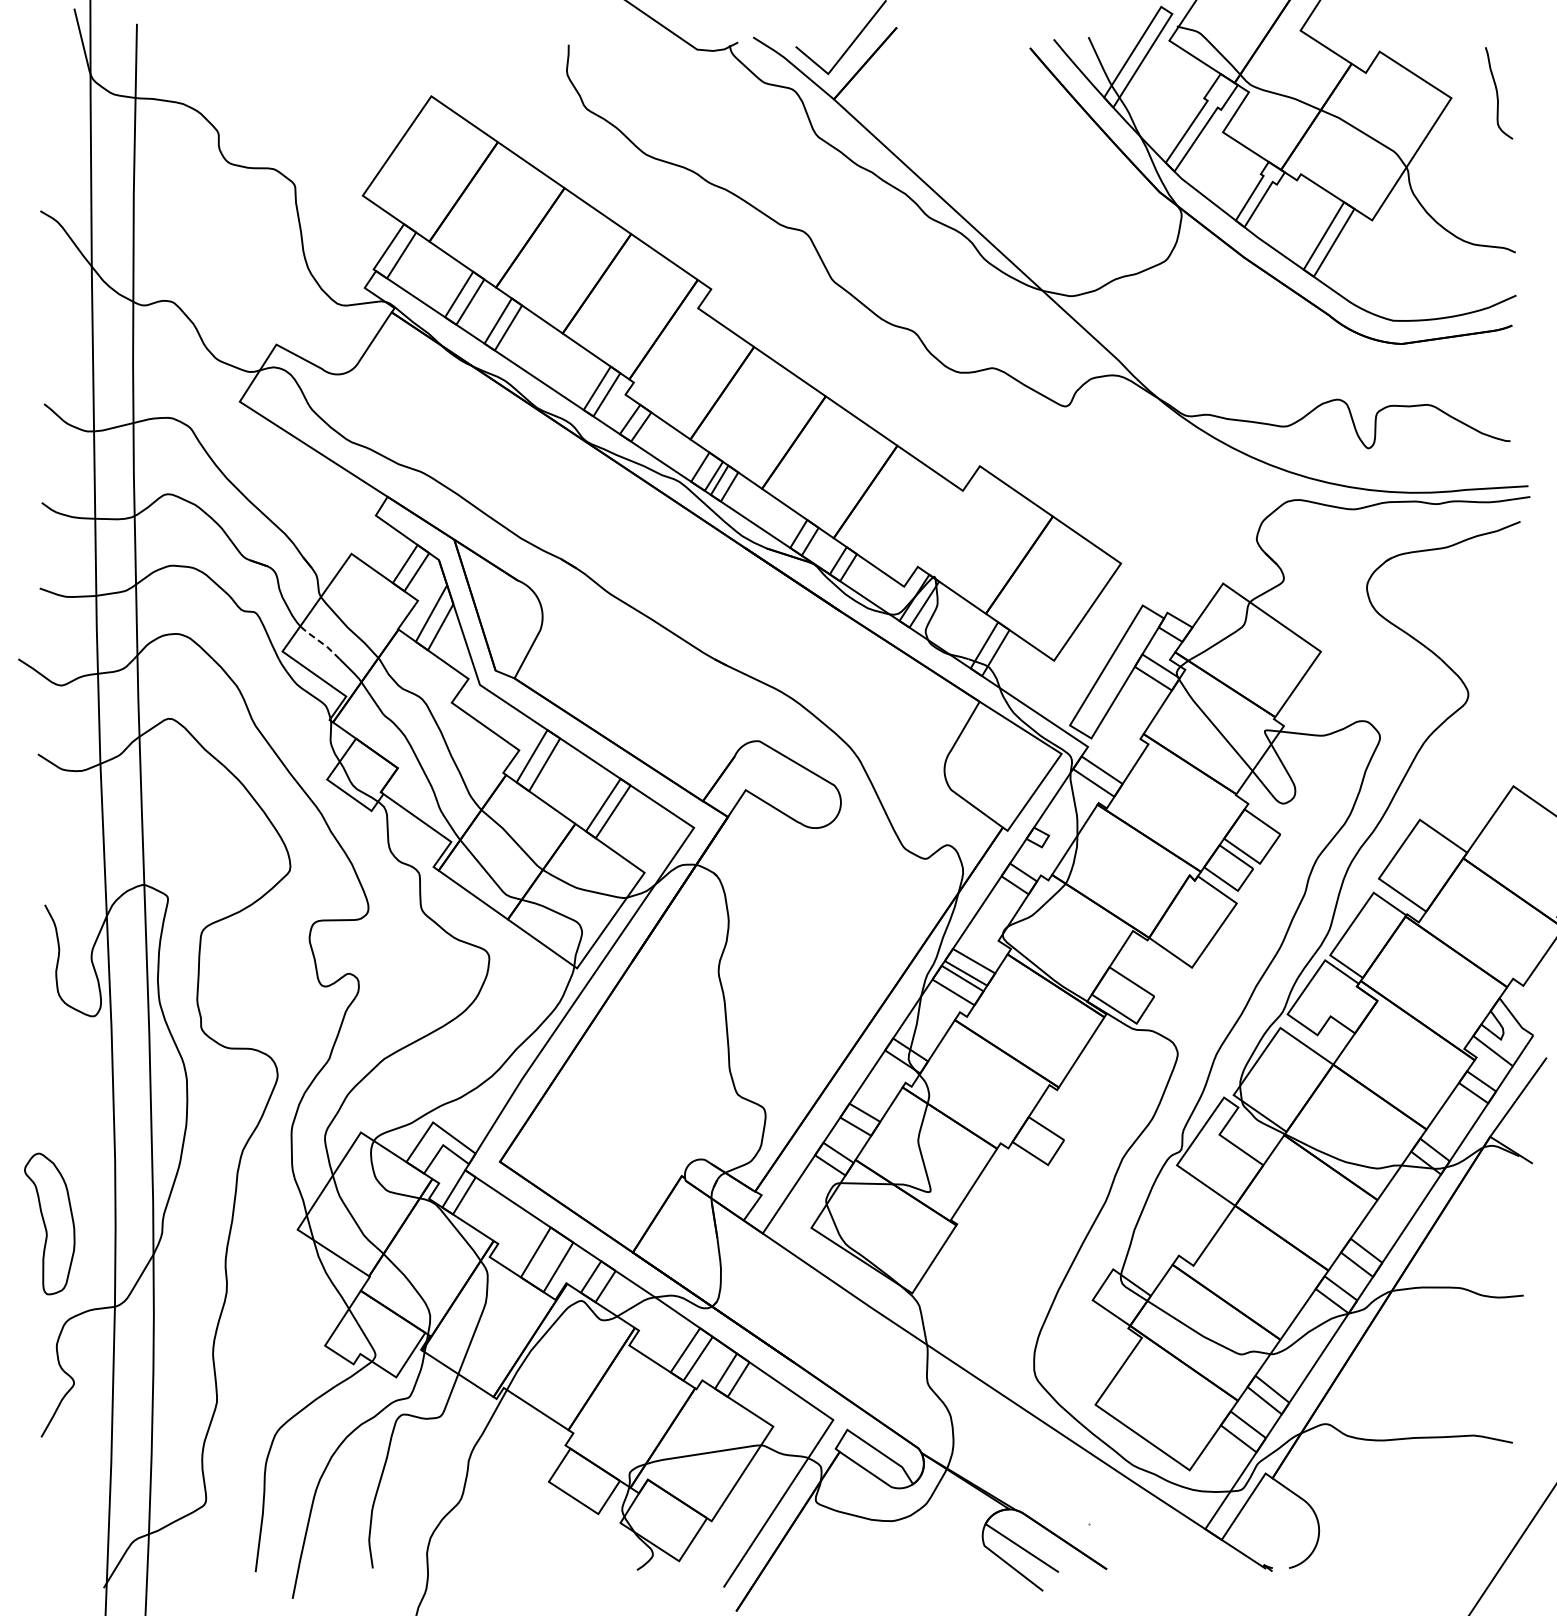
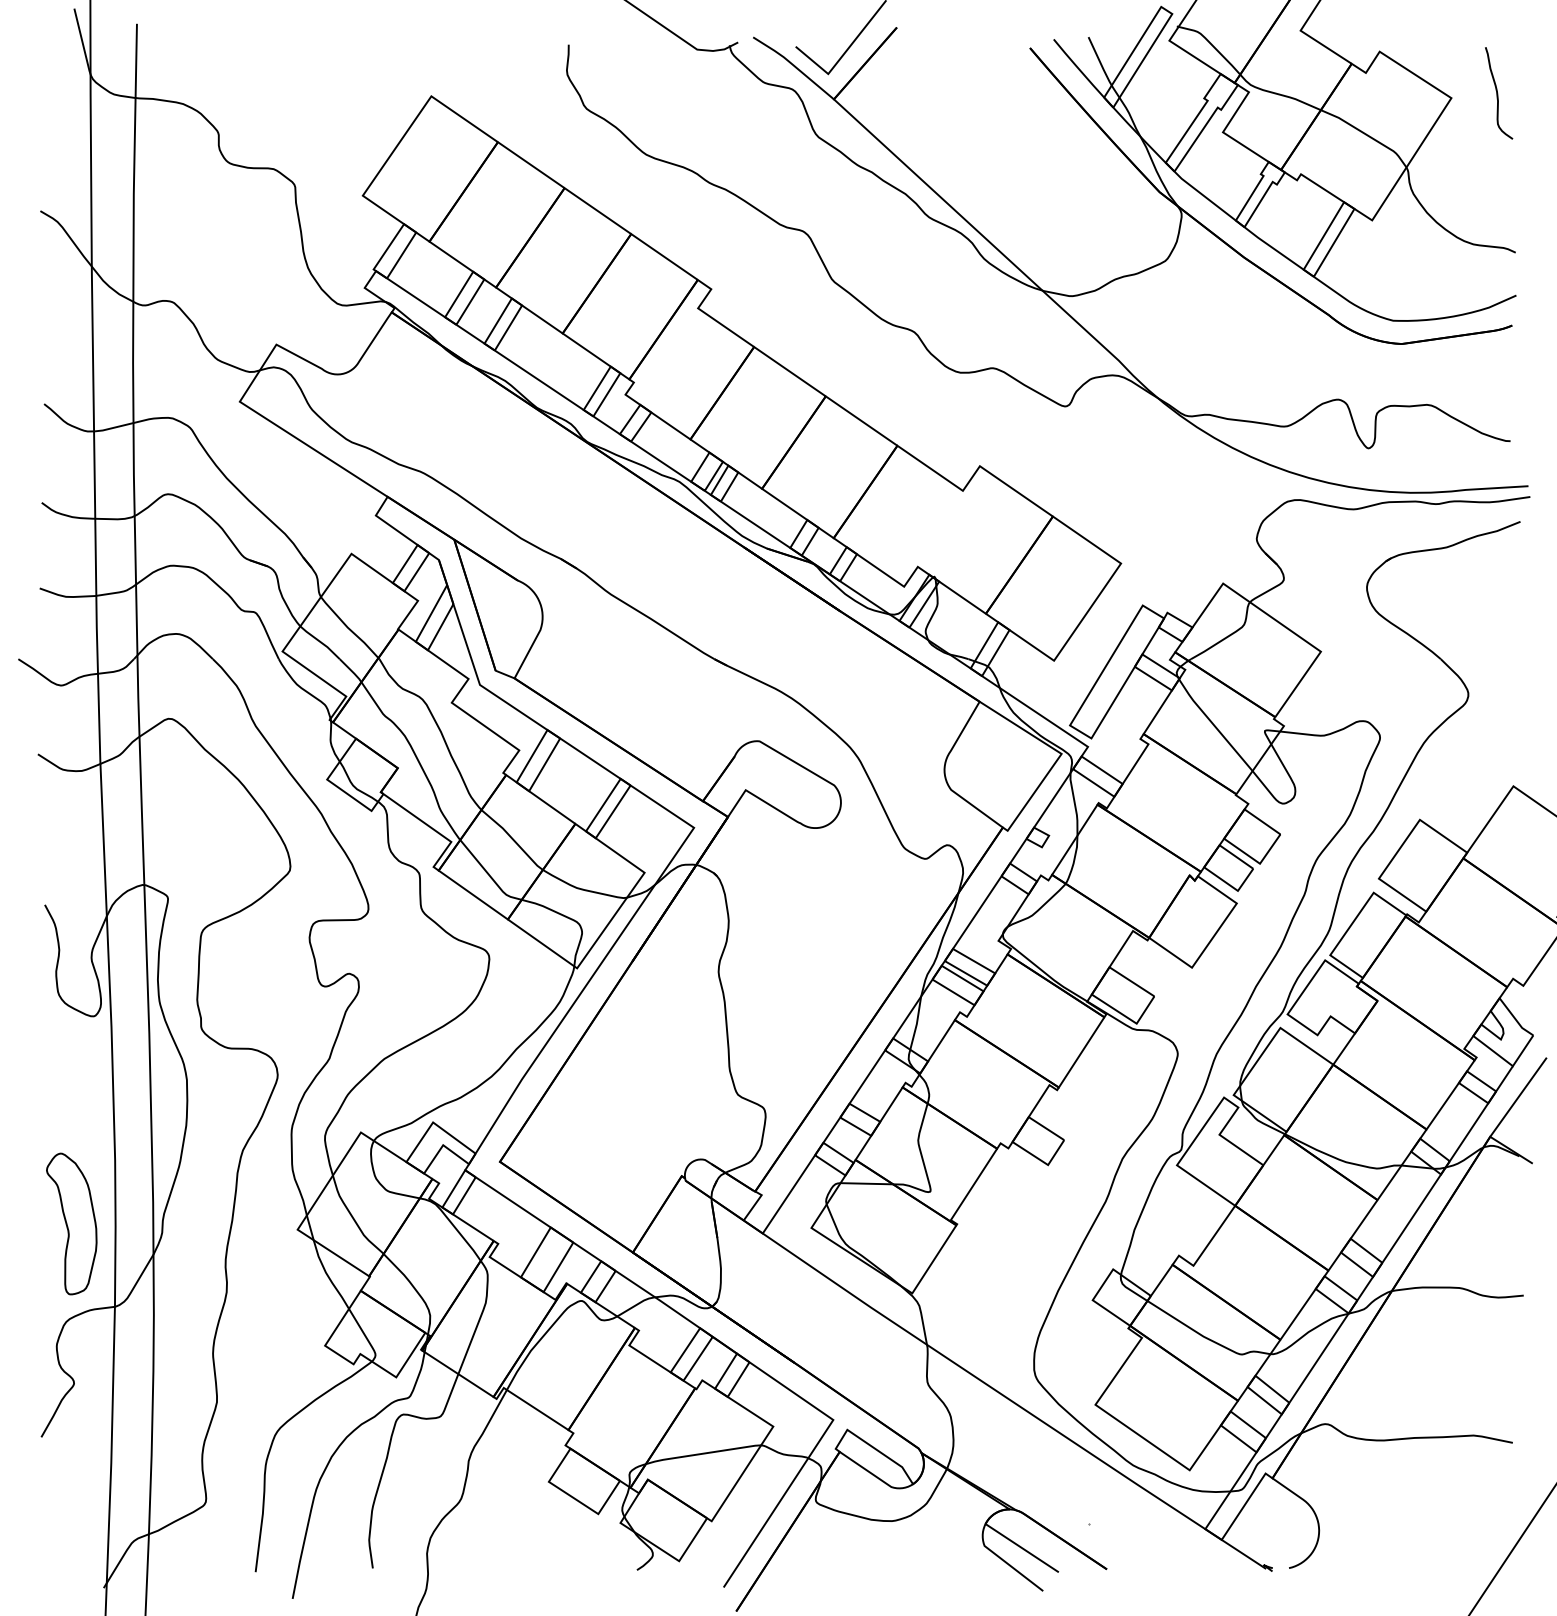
line: dashed -> solid (320, 642)
part position: (49, 1223) -> (71, 1223) (71, 1223)
